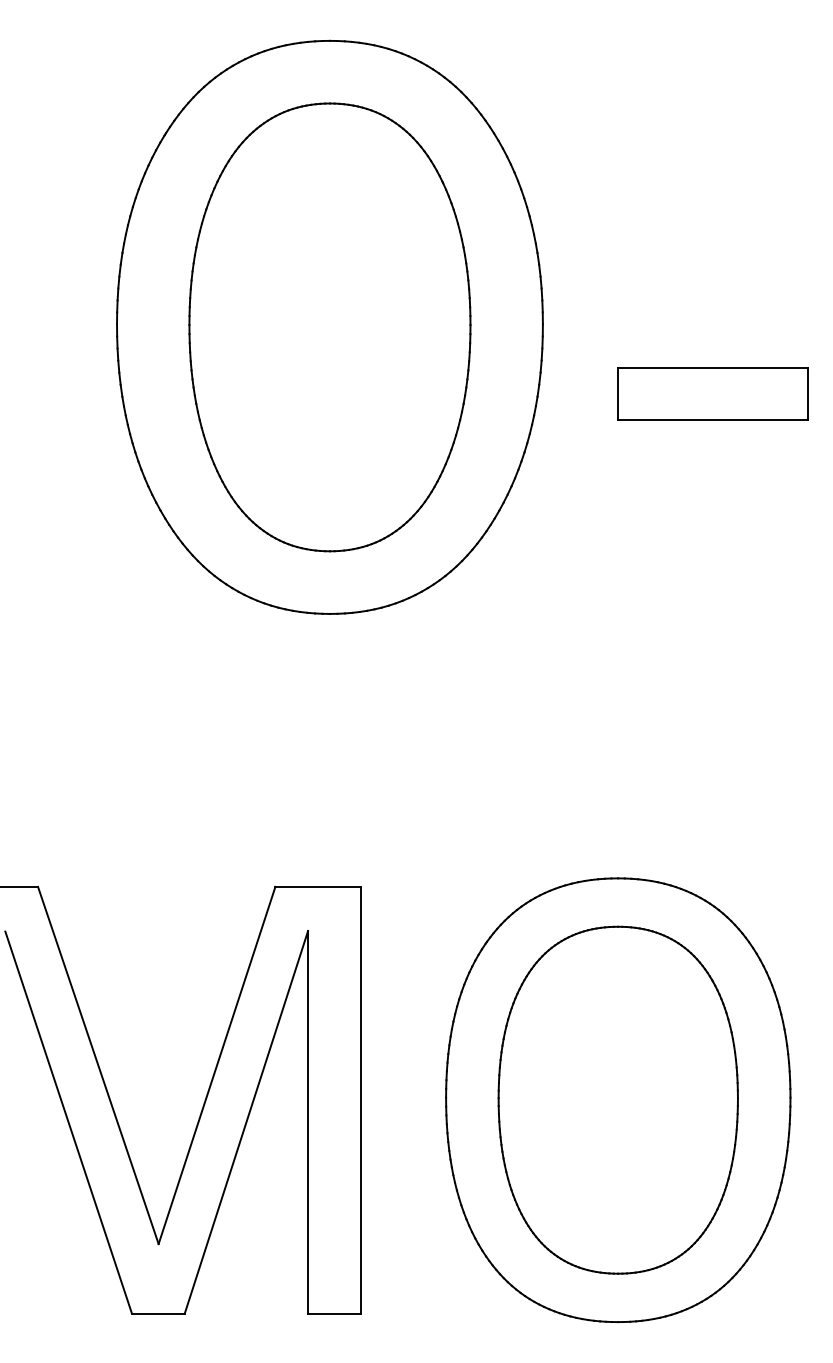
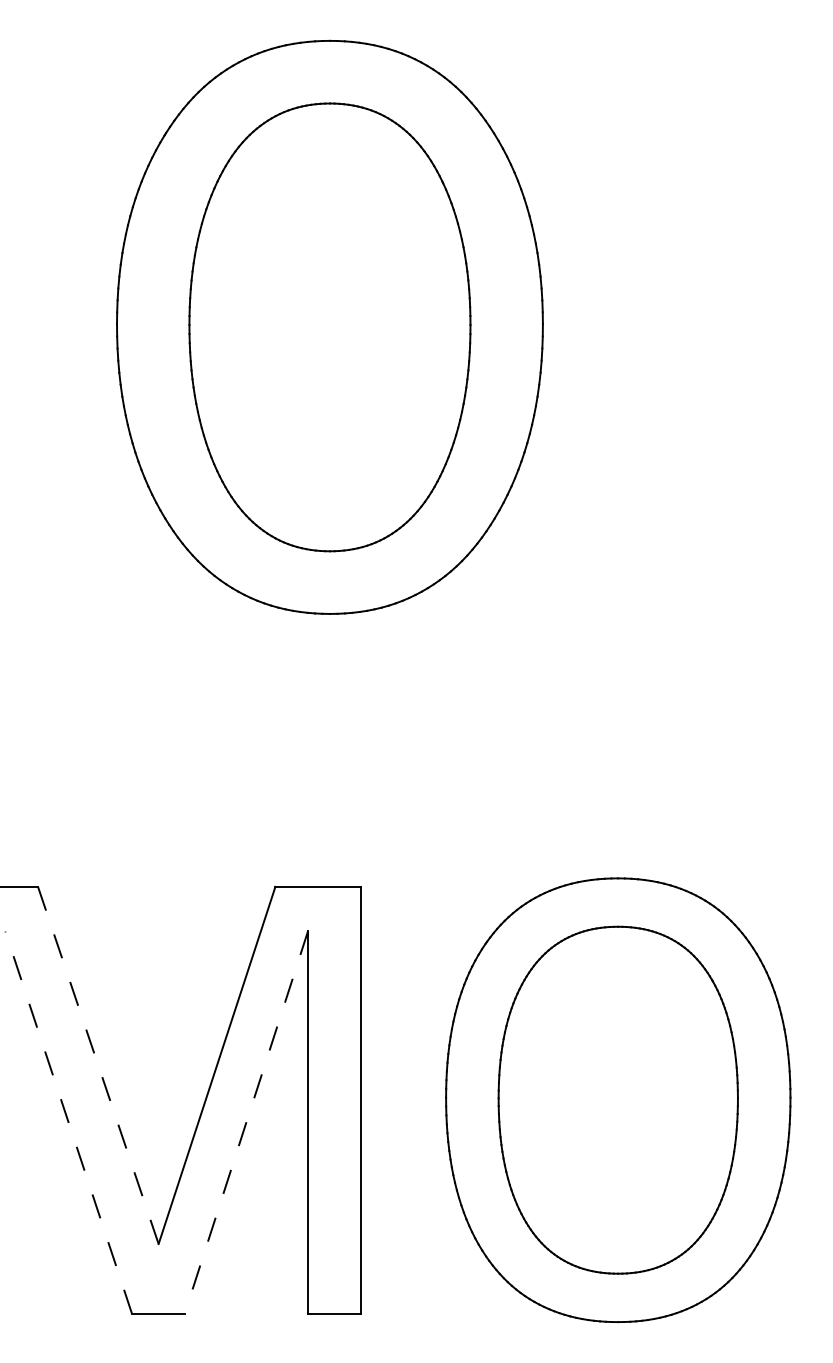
part: present -> none (712, 393)
line: solid -> dashed (98, 1065)
line: solid -> dashed (68, 1122)
line: solid -> dashed (246, 1122)
